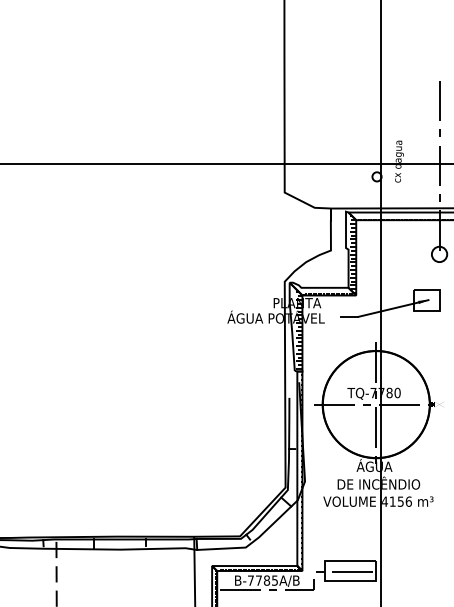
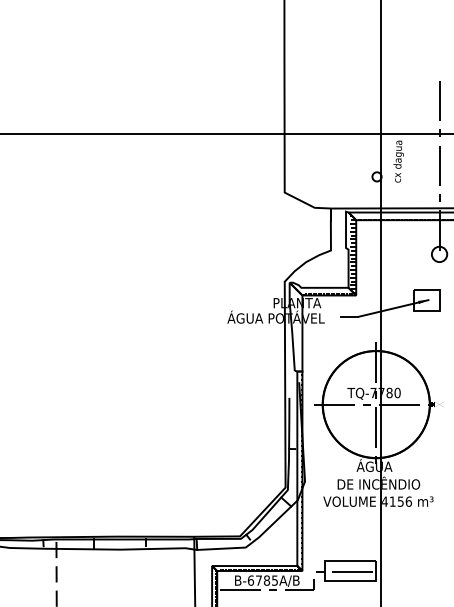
line position: (226, 163) -> (226, 133) (226, 133)
hatch: present -> none (299, 330)
text: B-7785A/B -> B-6785A/B (250, 580)
